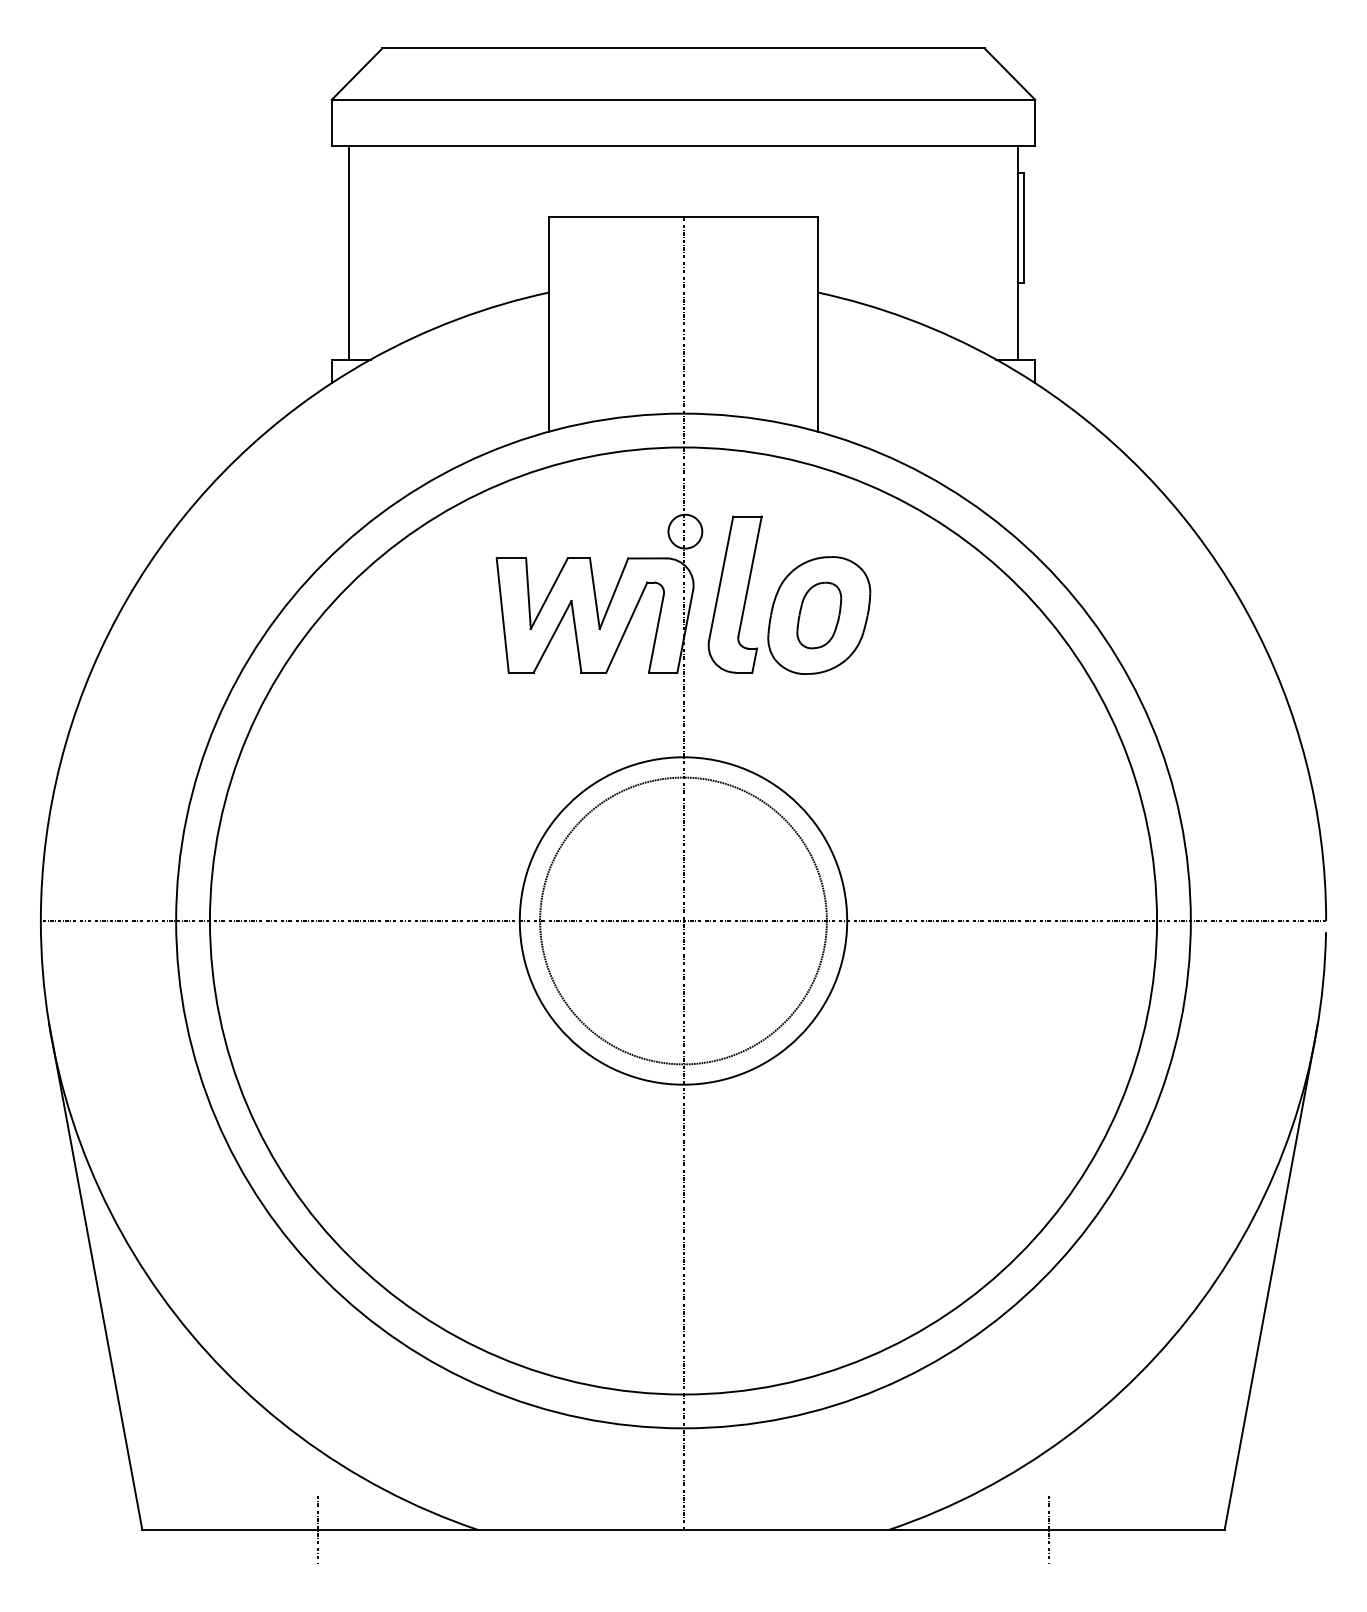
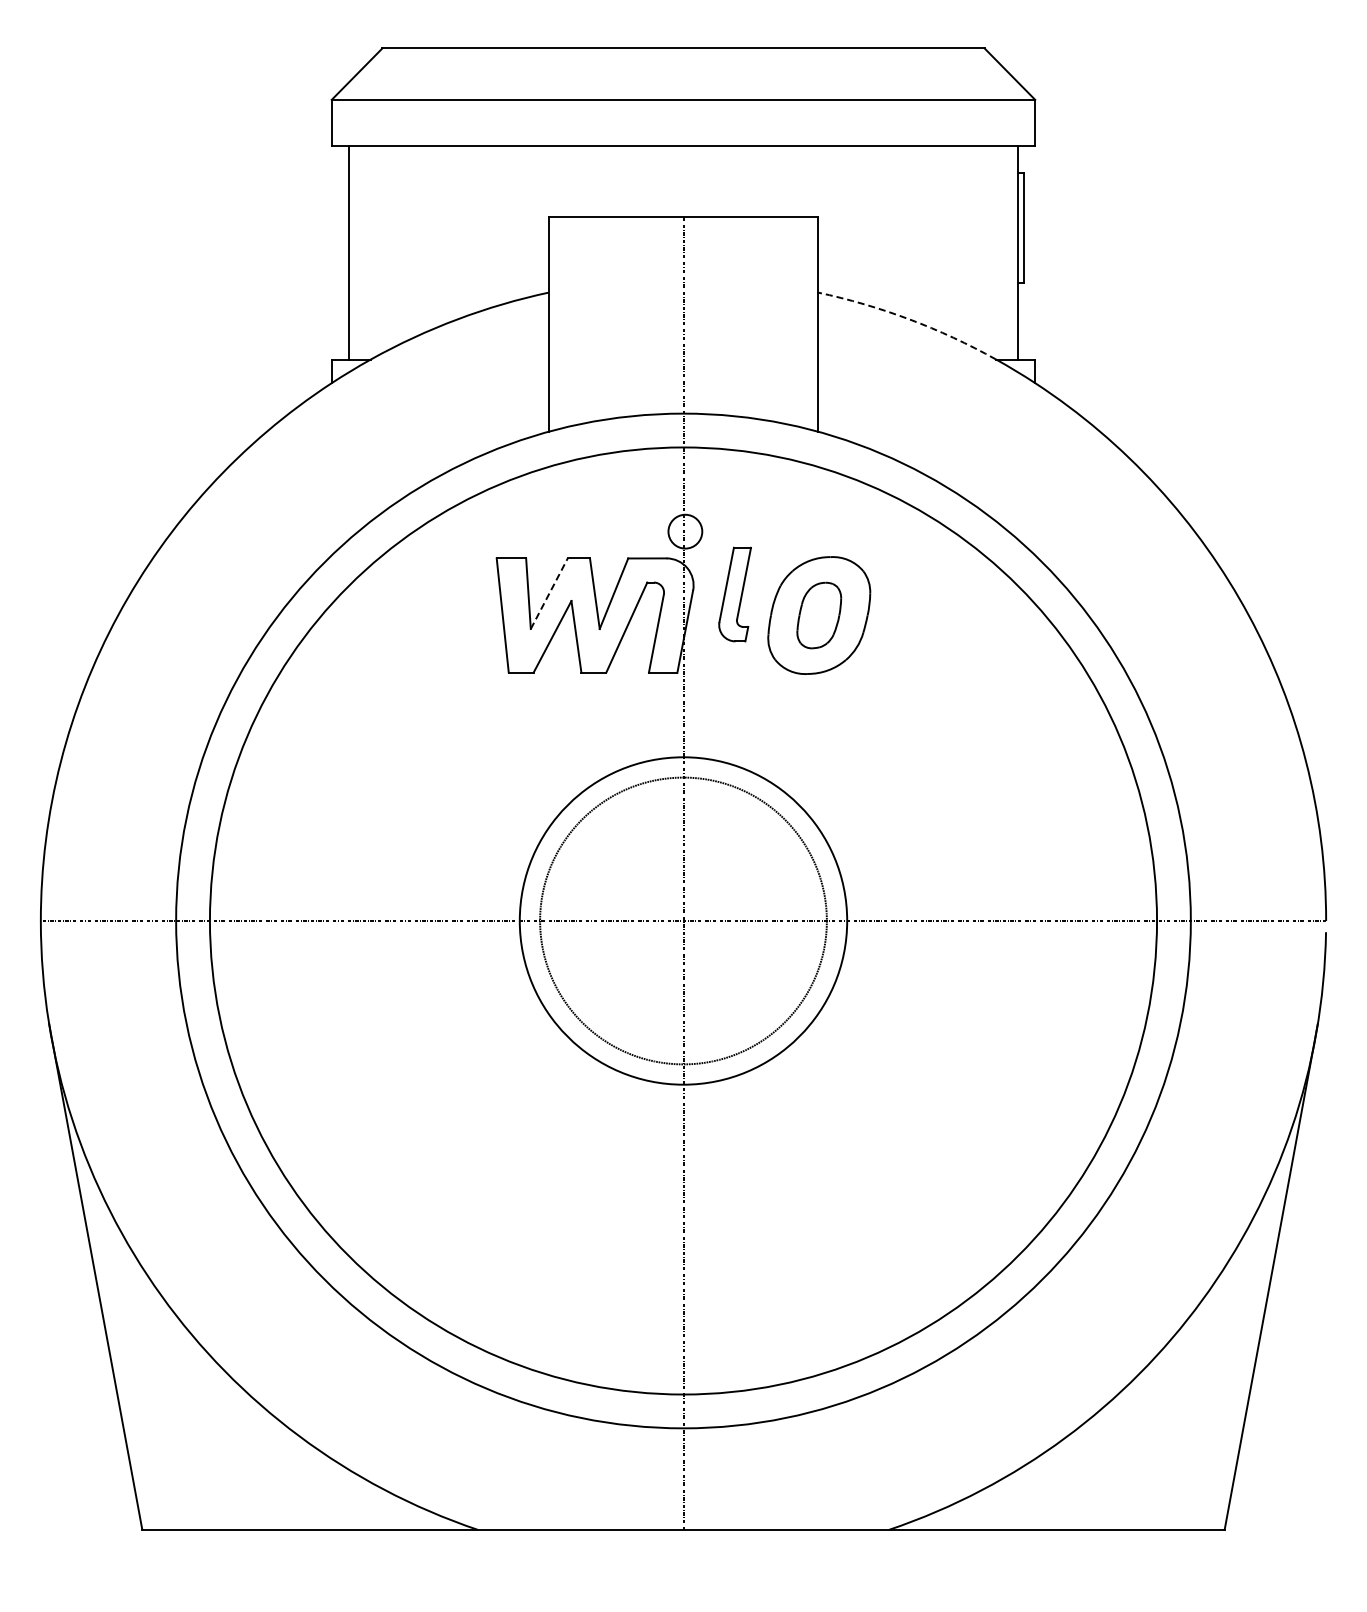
arc: solid -> dashed (909, 319)
line: solid -> dashed (549, 593)
part size: 56x159 px -> 34x97 px (734, 594)
line: present -> none (318, 1529)
line: present -> none (1048, 1529)
